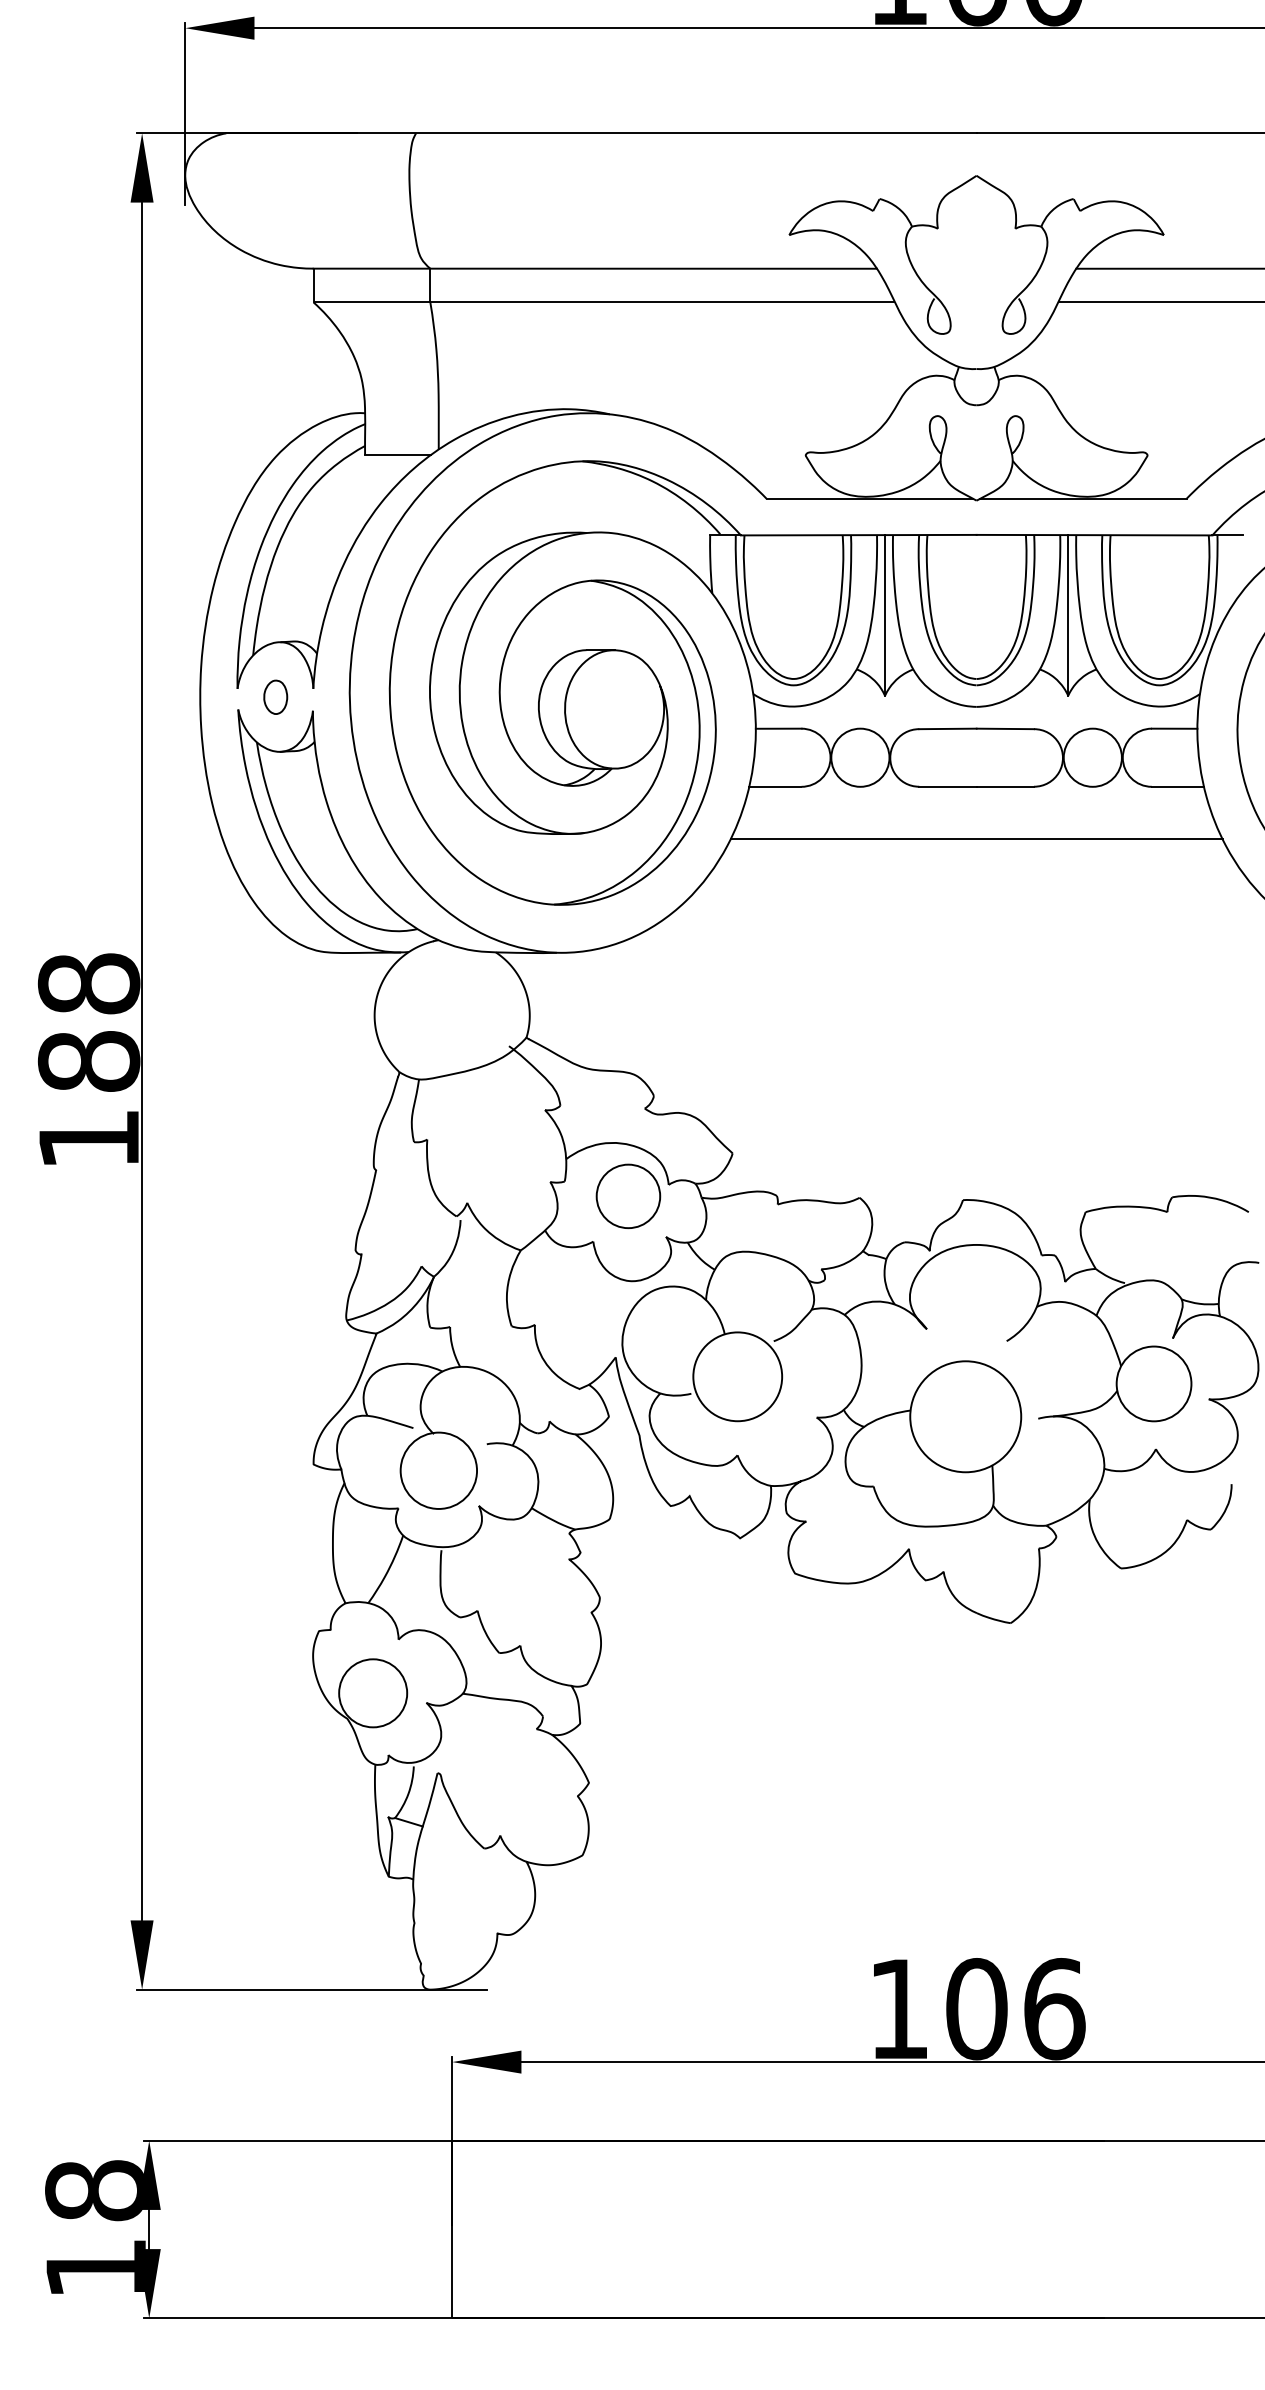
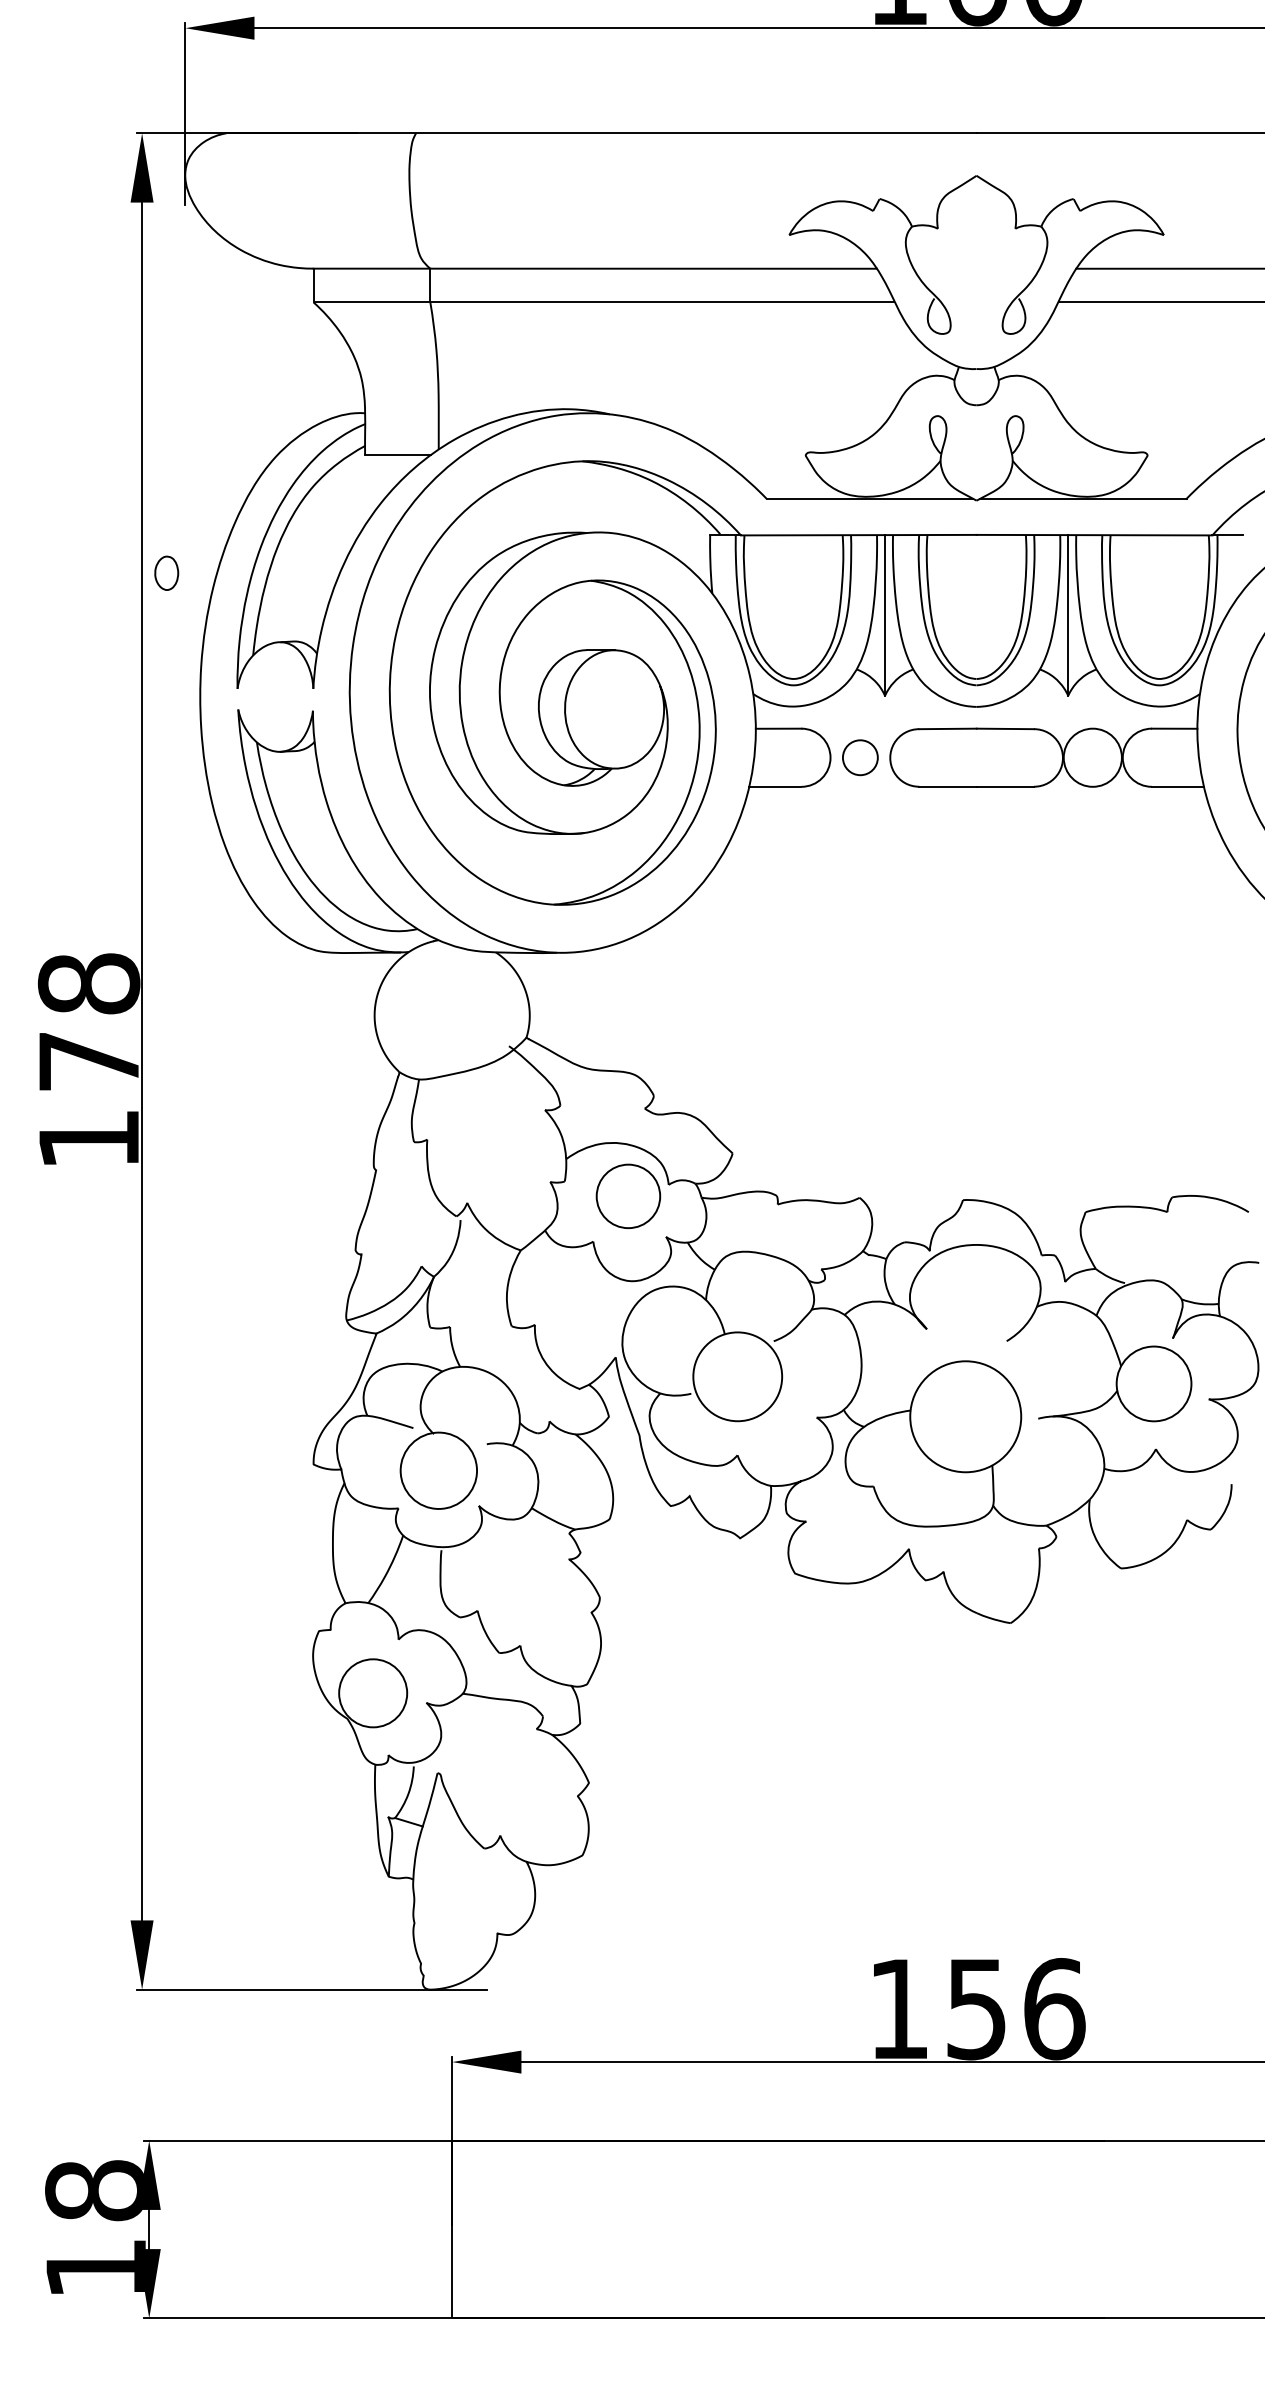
part position: (275, 696) -> (166, 572) (166, 572)
circle diameter: 58 px -> 35 px (859, 757)
line: present -> none (976, 839)
text: 188 -> 178 (88, 1061)
text: 106 -> 156 (976, 2009)
